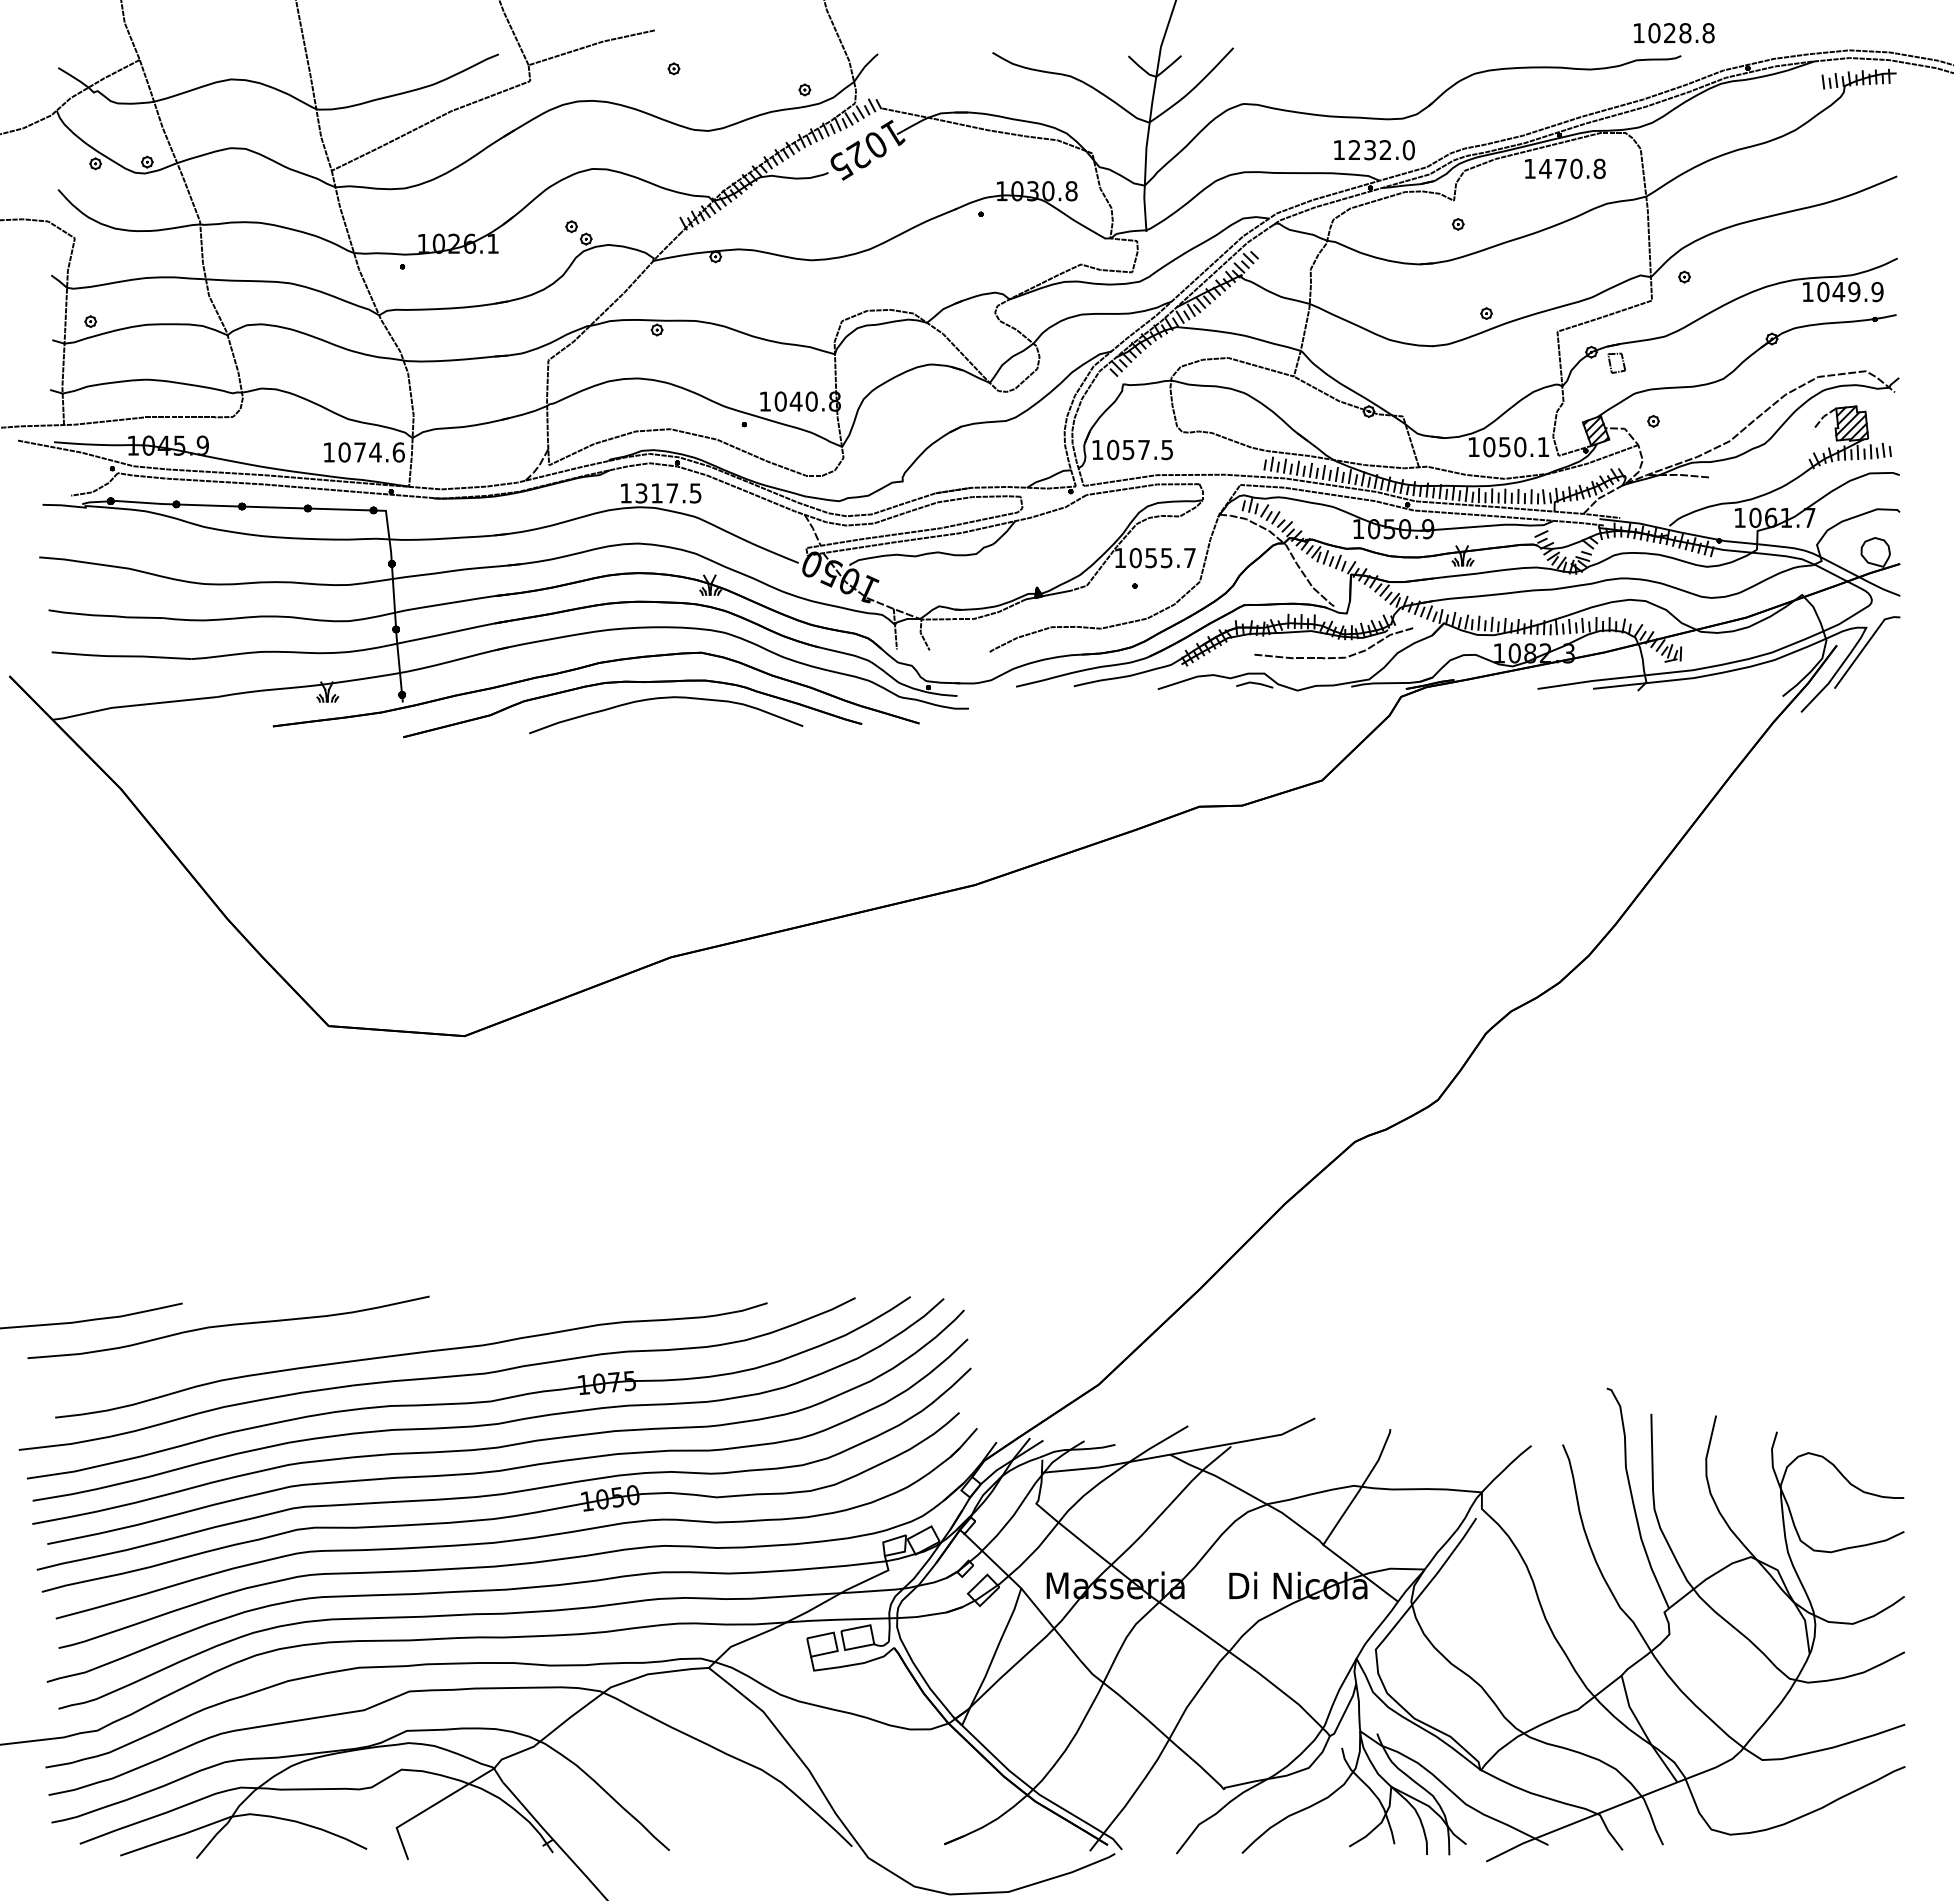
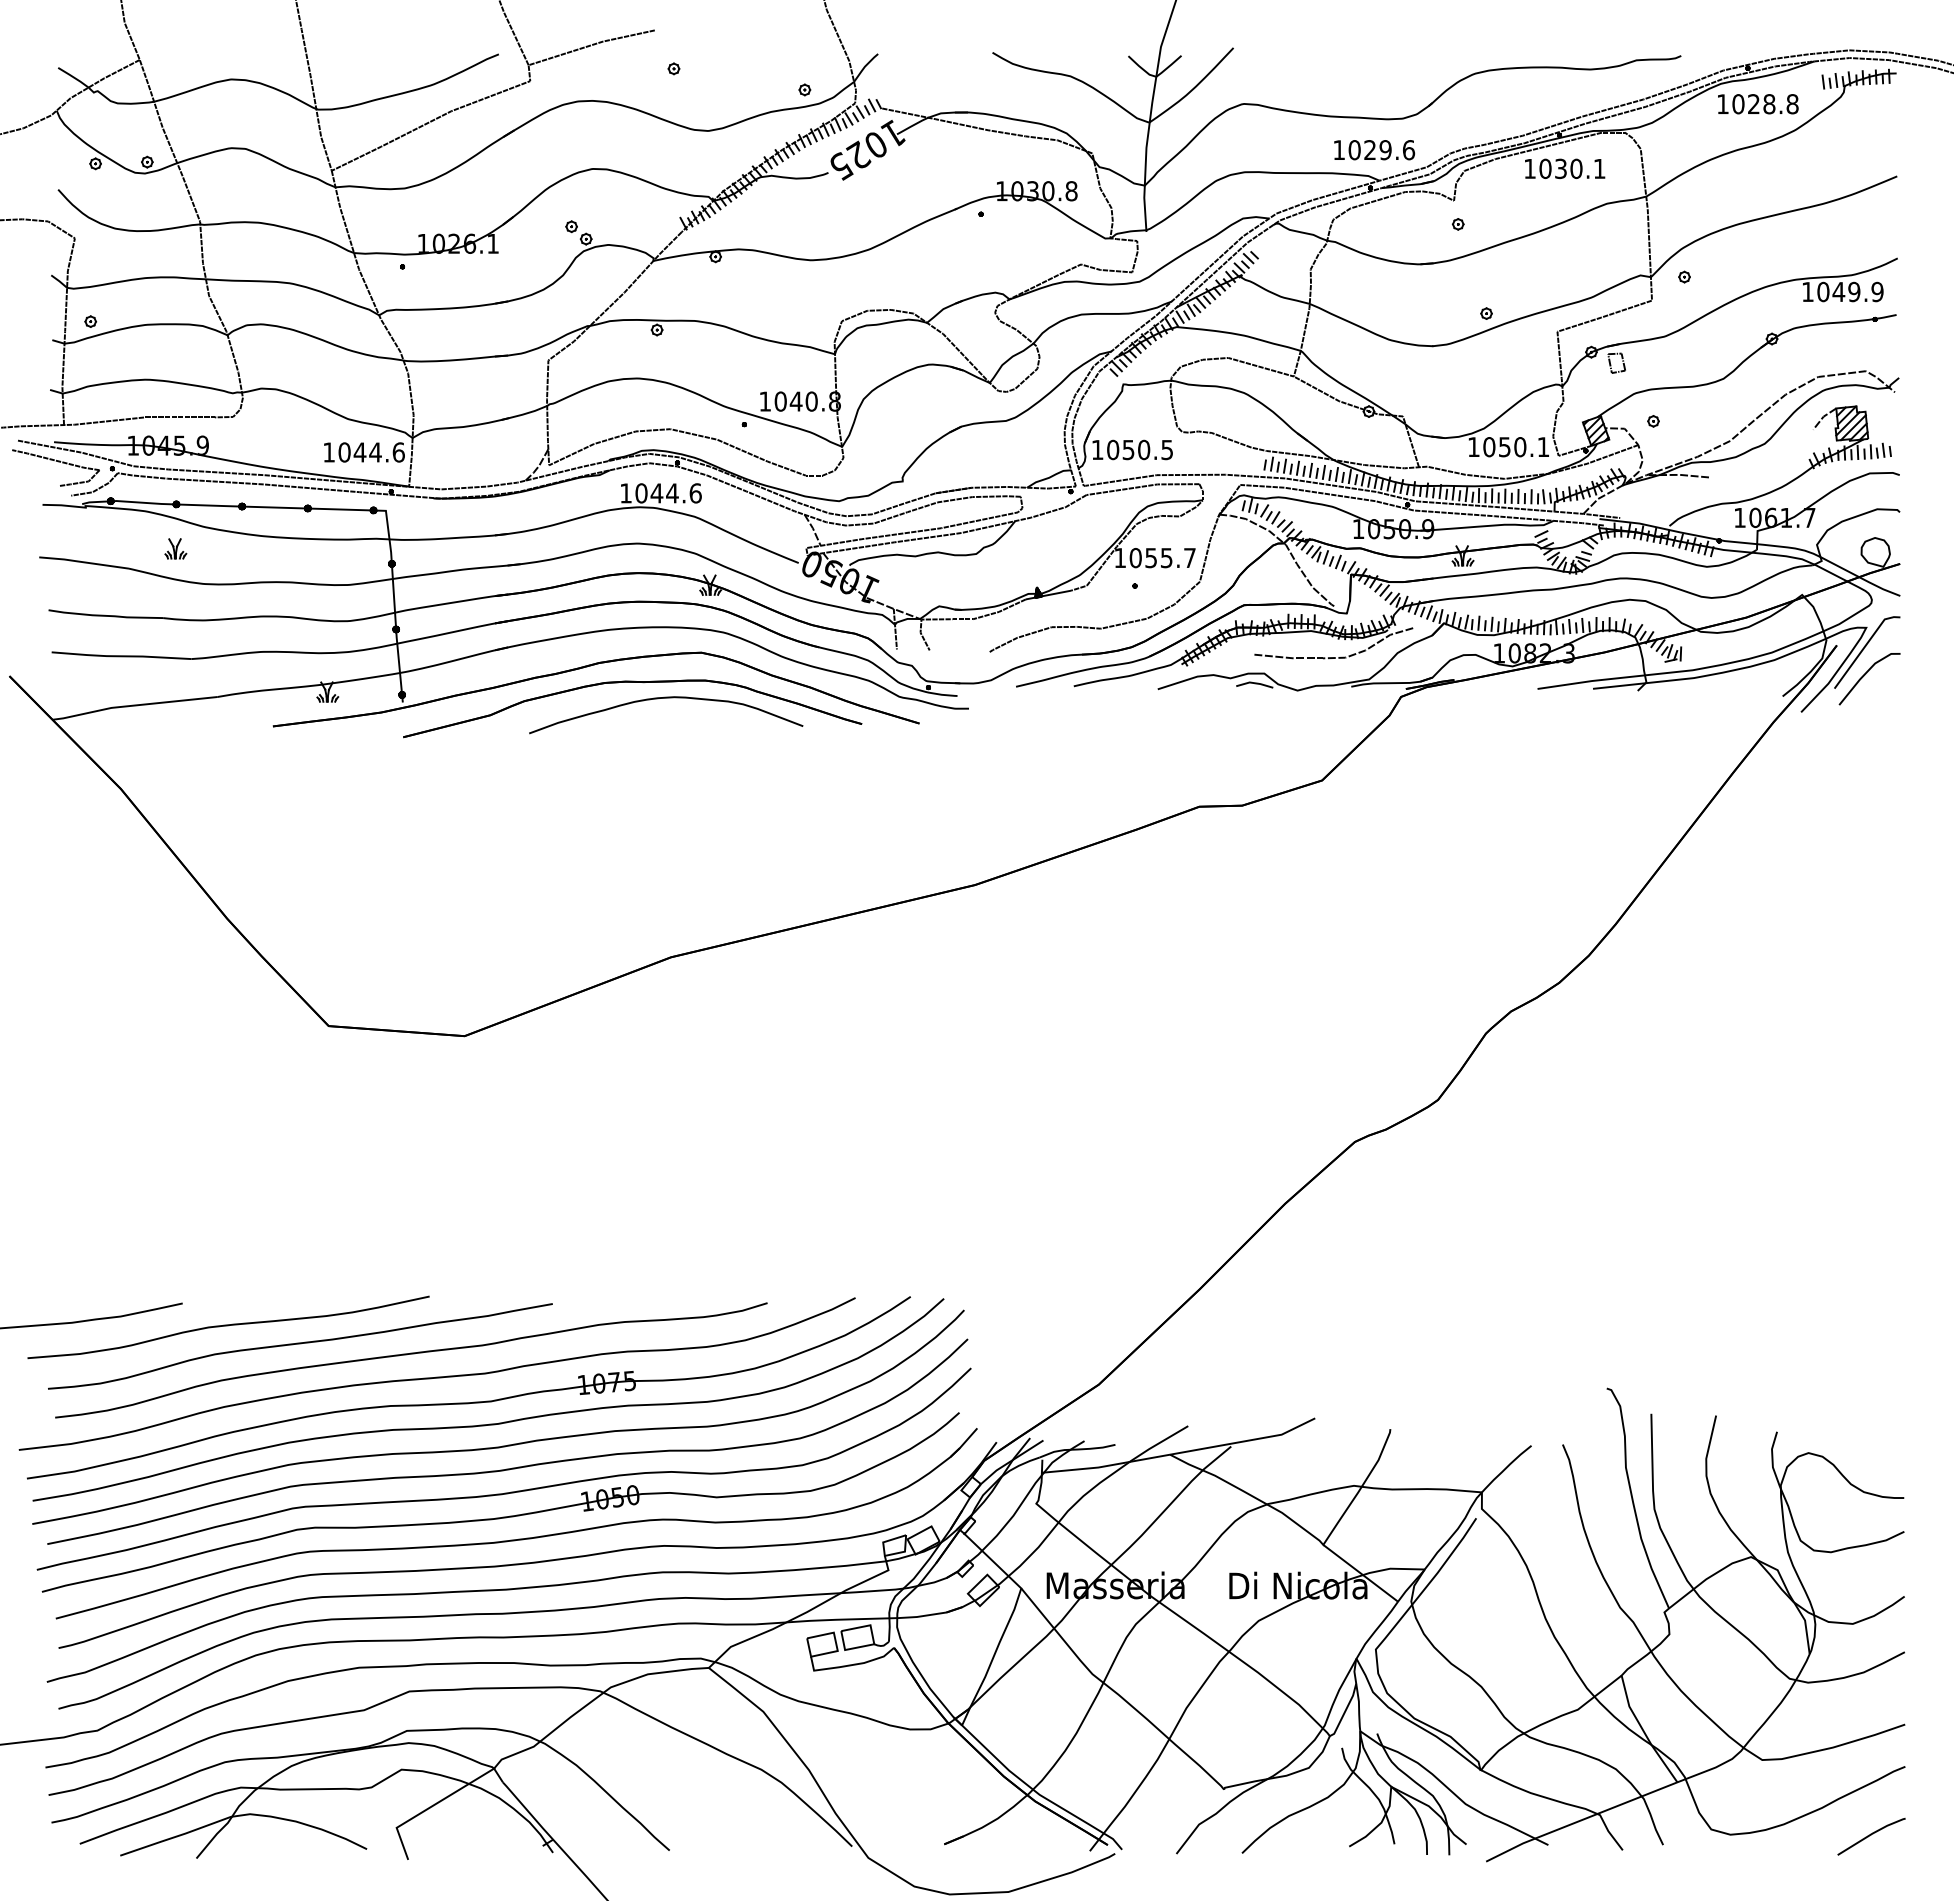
text position: (1674, 33) -> (1758, 104) (1758, 104)
text: 1232.0 -> 1029.6 (1381, 150)
text: 1470.8 -> 1030.1 (1572, 168)
text: 1057.5 -> 1050.5 (1144, 449)
text: 1074.6 -> 1044.6 (359, 452)
part: none -> present (55, 467)
text: 1317.5 -> 1044.6 (668, 493)
part: none -> present (175, 548)
line: none -> present (1865, 675)
curve: none -> present (300, 1344)
line: none -> present (1871, 1835)
